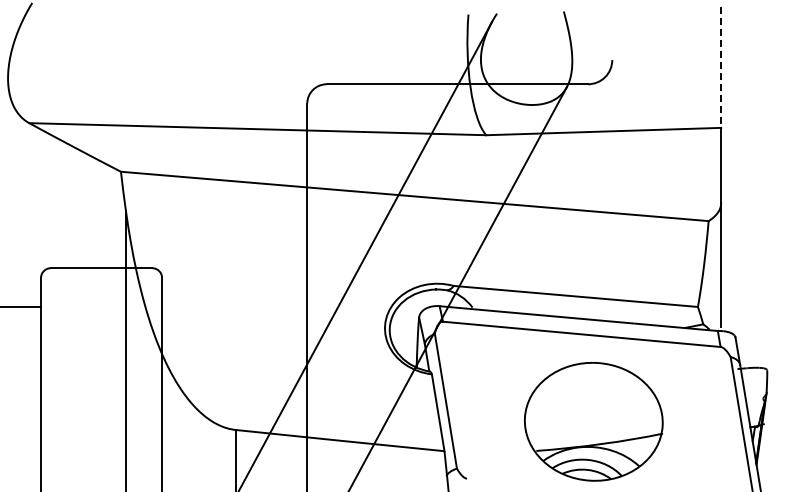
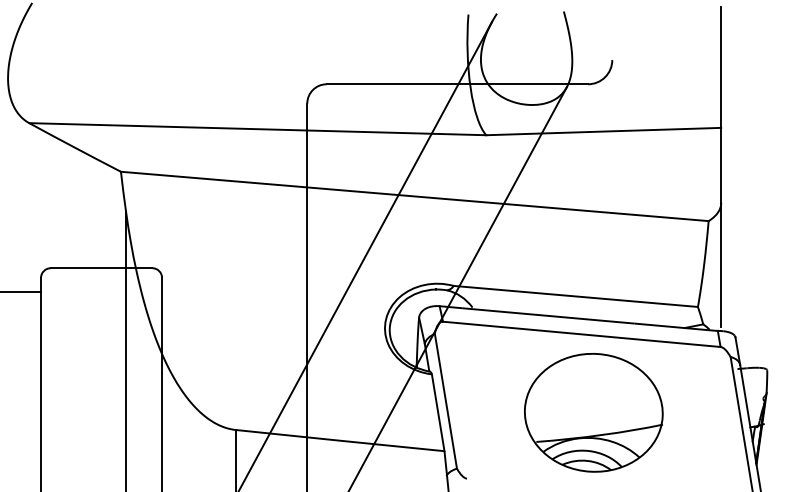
line: dashed -> solid (721, 67)
line position: (21, 307) -> (21, 292) (21, 292)
part position: (593, 421) -> (593, 412) (593, 412)
